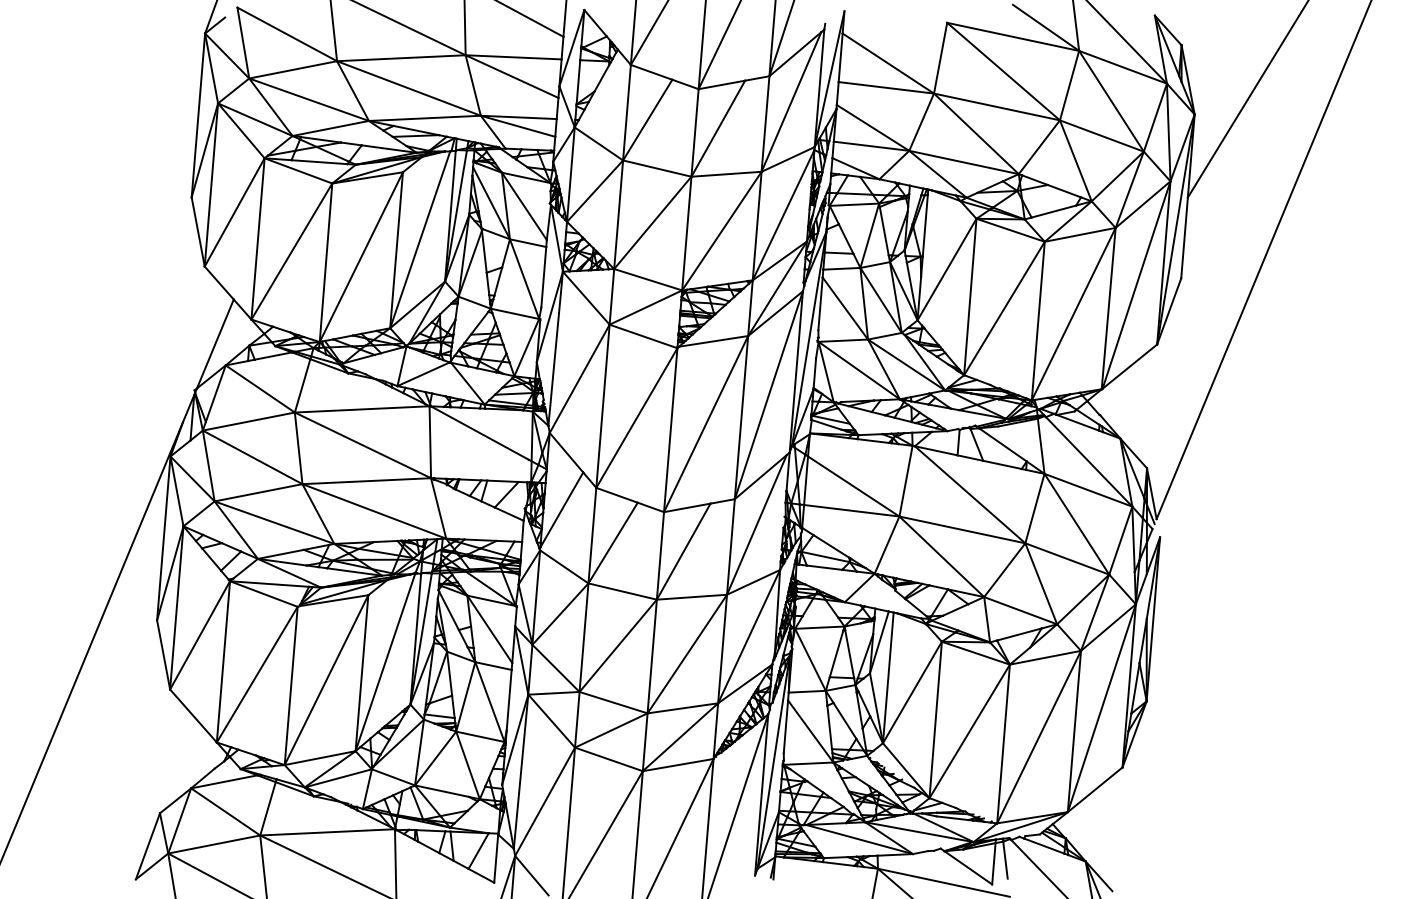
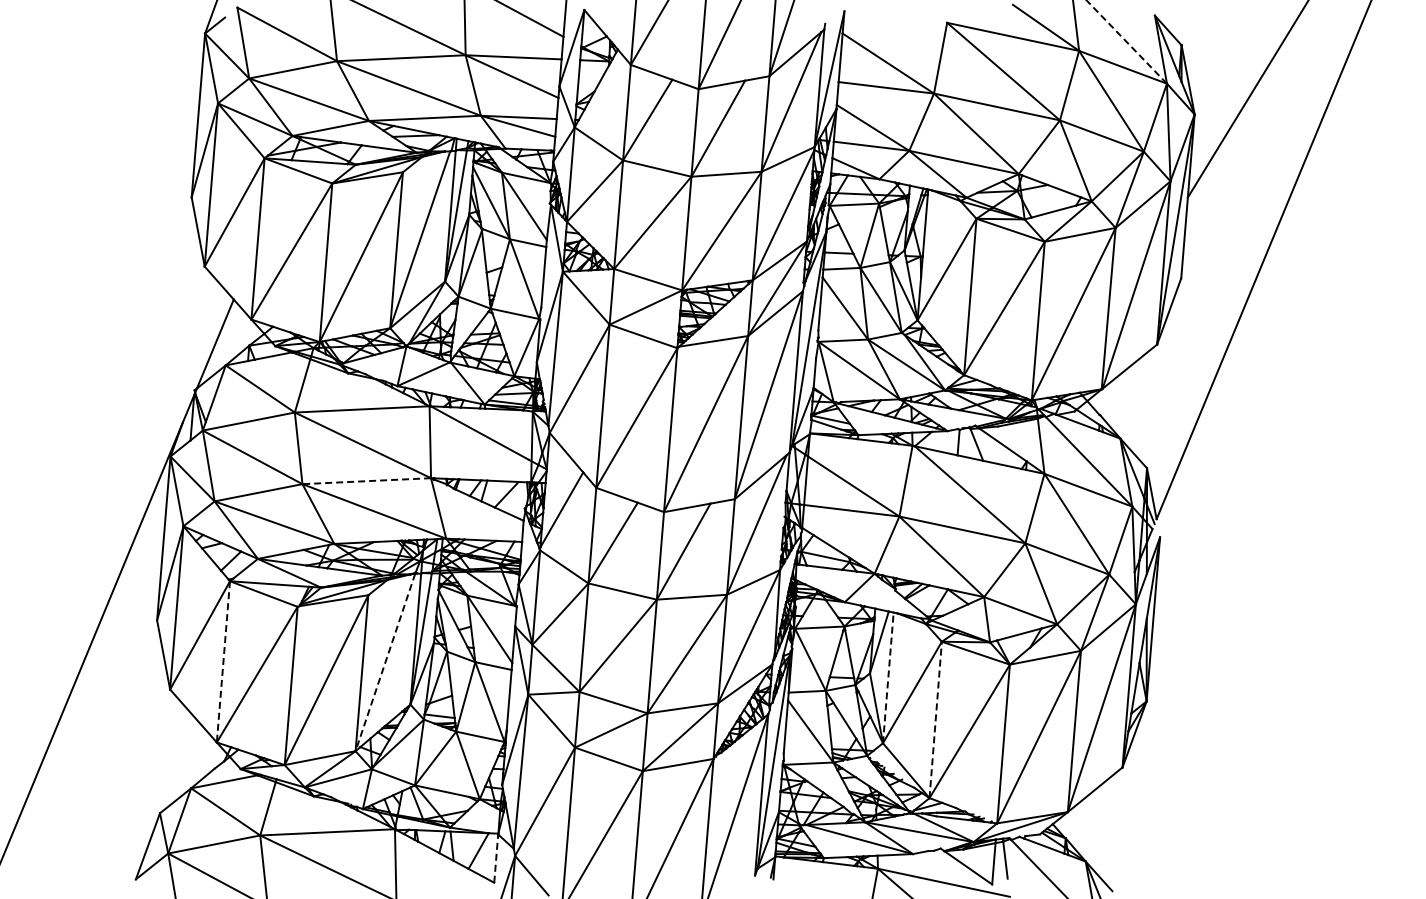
line: solid -> dashed (1126, 42)
line: solid -> dashed (366, 481)
line: solid -> dashed (223, 661)
line: solid -> dashed (385, 662)
line: solid -> dashed (888, 677)
line: solid -> dashed (935, 719)
line: solid -> dashed (496, 858)
